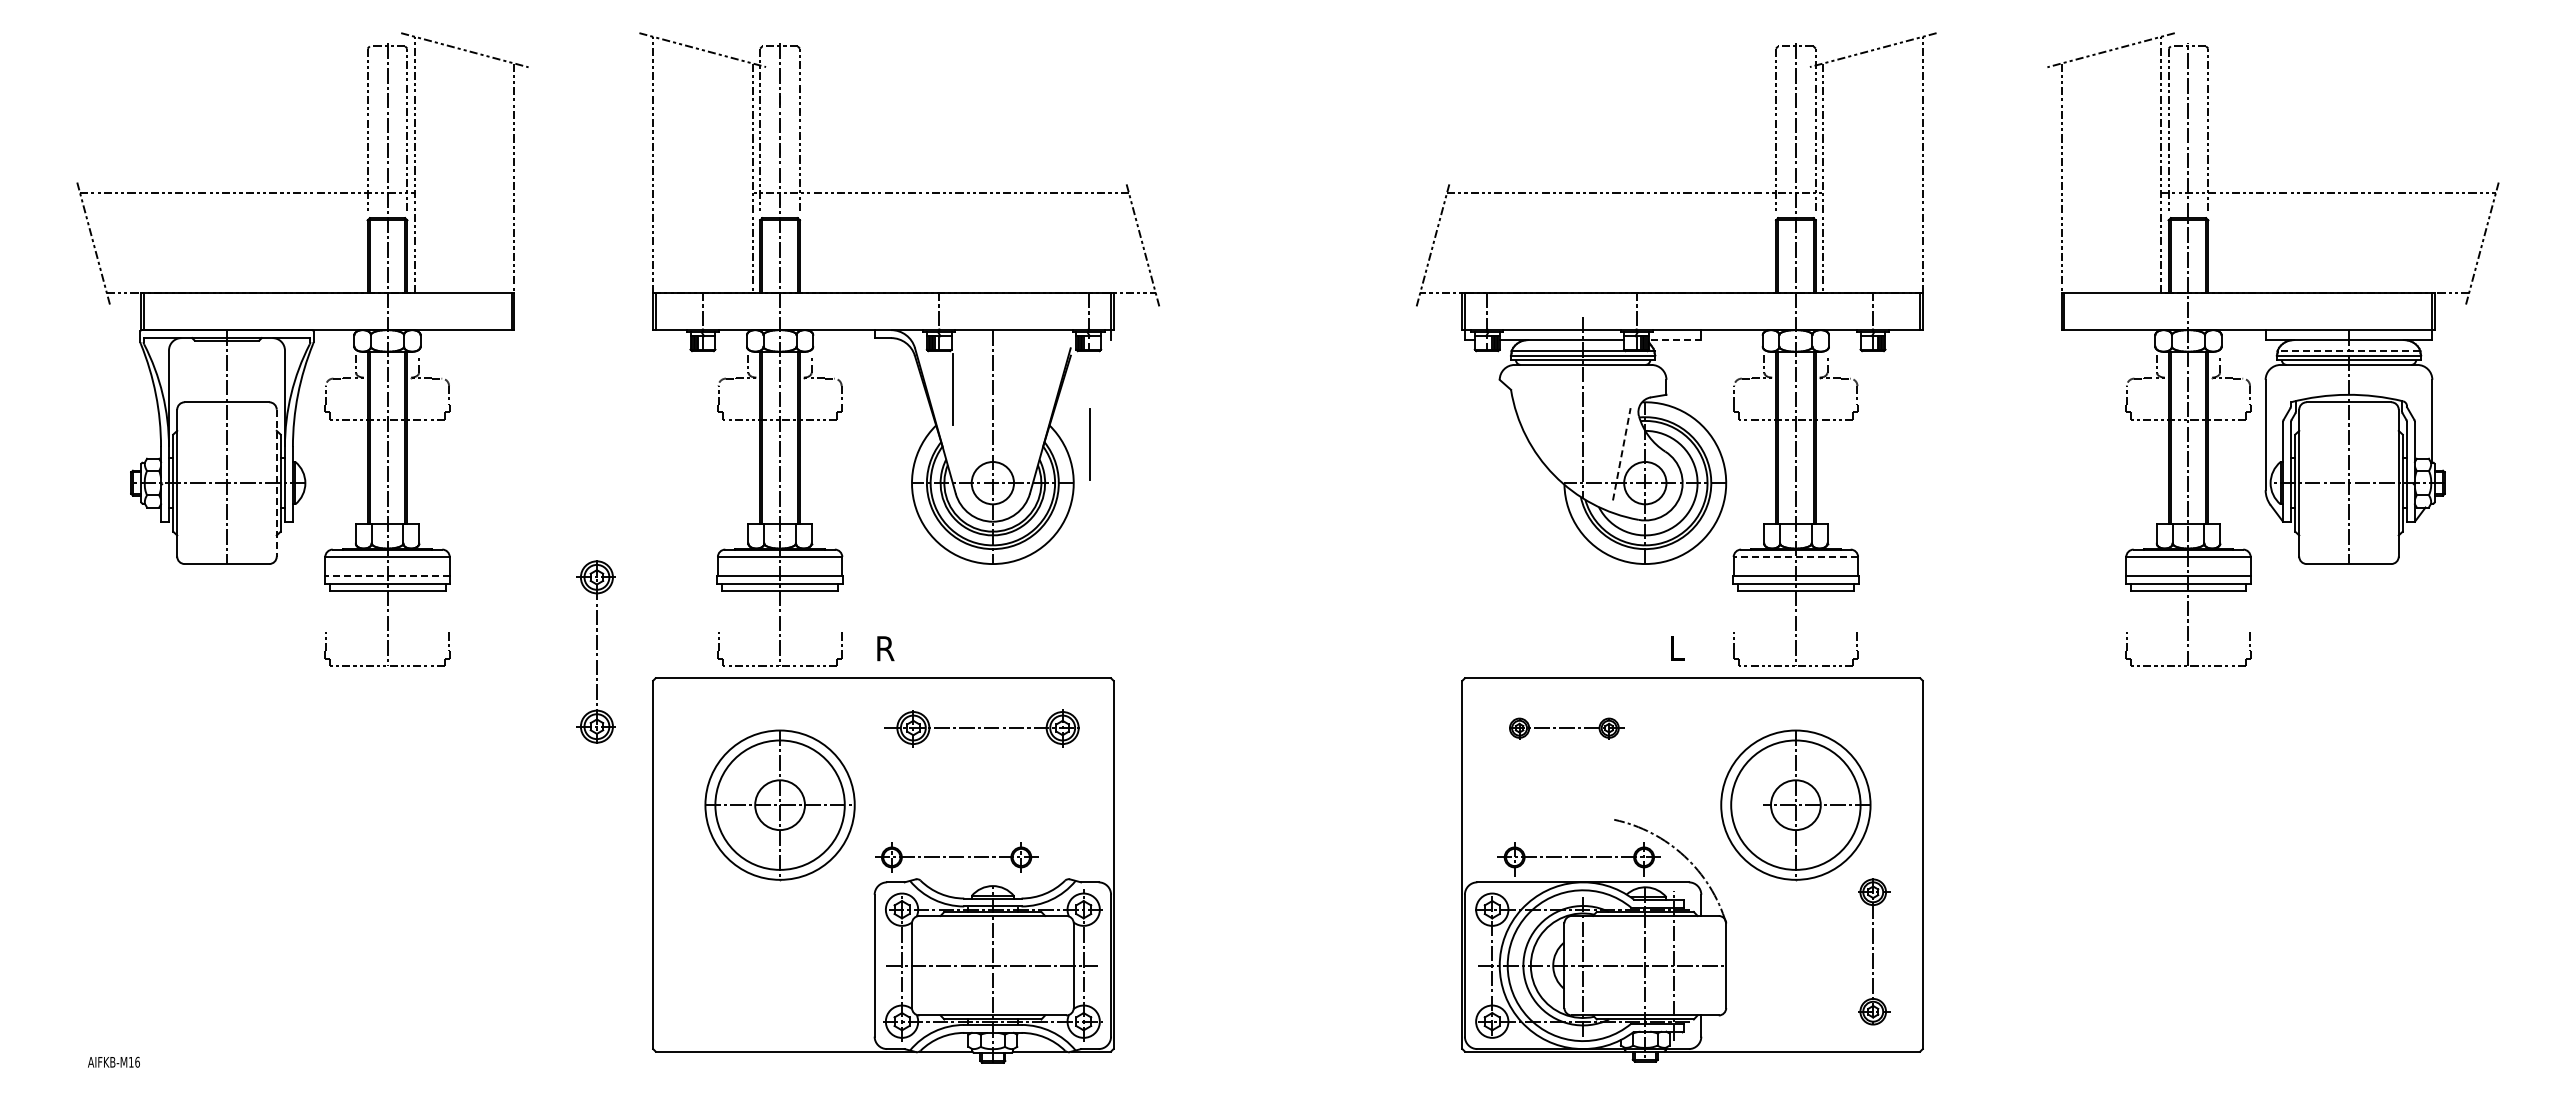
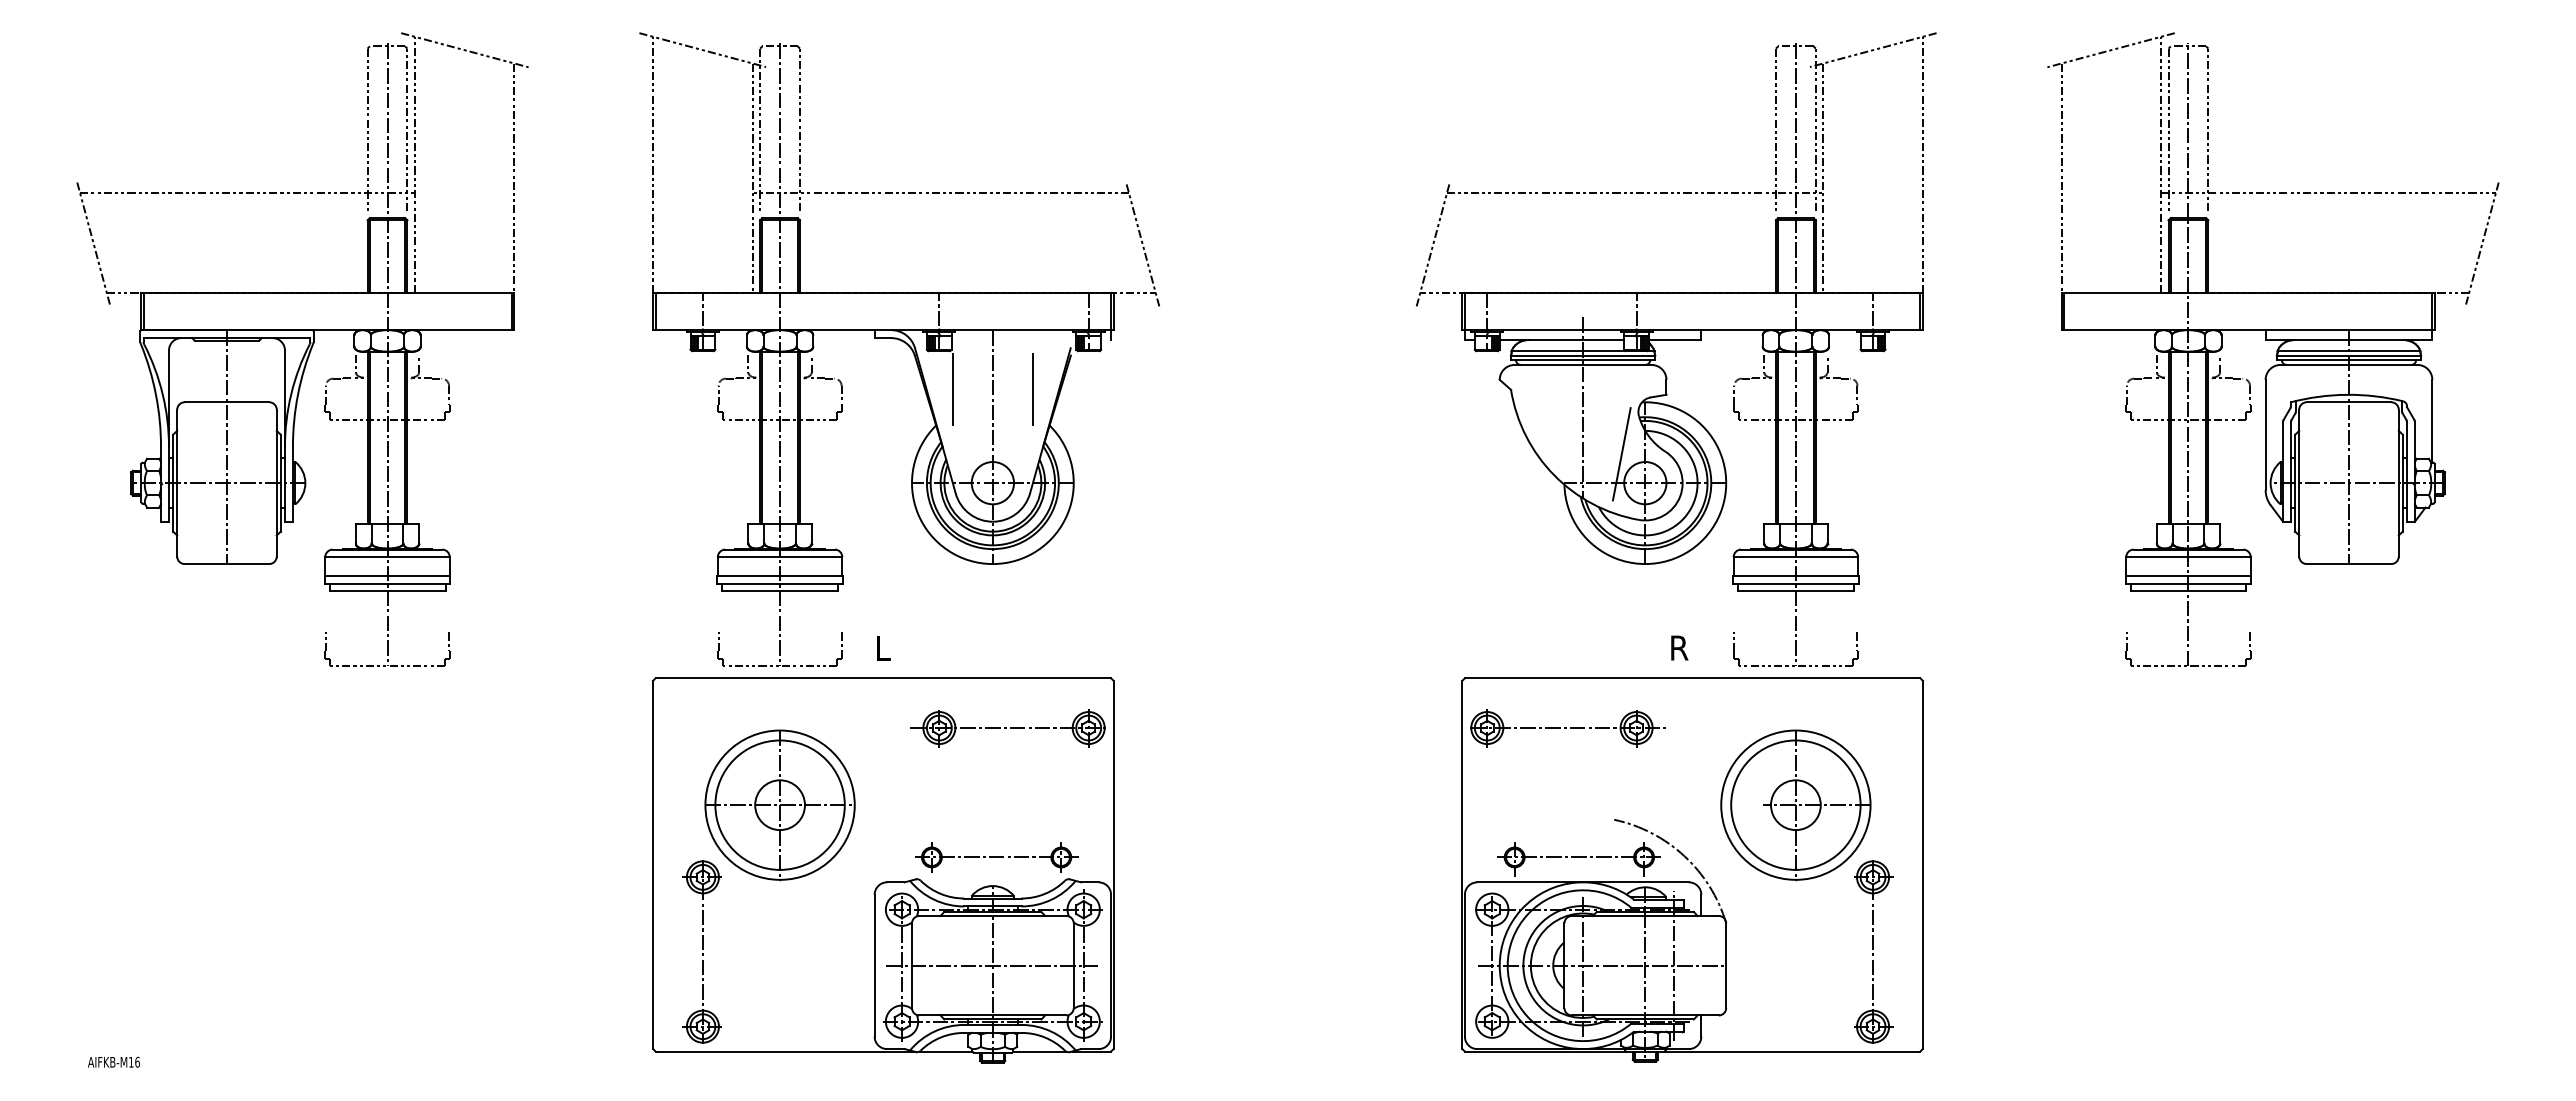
line: dashed -> solid (1676, 340)
line: dashed -> solid (2348, 351)
line position: (1089, 444) -> (1032, 389) (1032, 389)
line: dashed -> solid (1621, 453)
line: dashed -> solid (276, 483)
line: dashed -> solid (1795, 557)
line: dashed -> solid (387, 576)
text: L -> R (1679, 647)
text: R -> L (885, 648)
part position: (595, 651) -> (701, 951) (701, 951)
part position: (981, 728) -> (1007, 728) (1007, 728)
part size: 116x23 px -> 196x39 px (1567, 728)
part position: (956, 857) -> (996, 857) (996, 857)
part size: 33x148 px -> 40x184 px (1873, 951)
